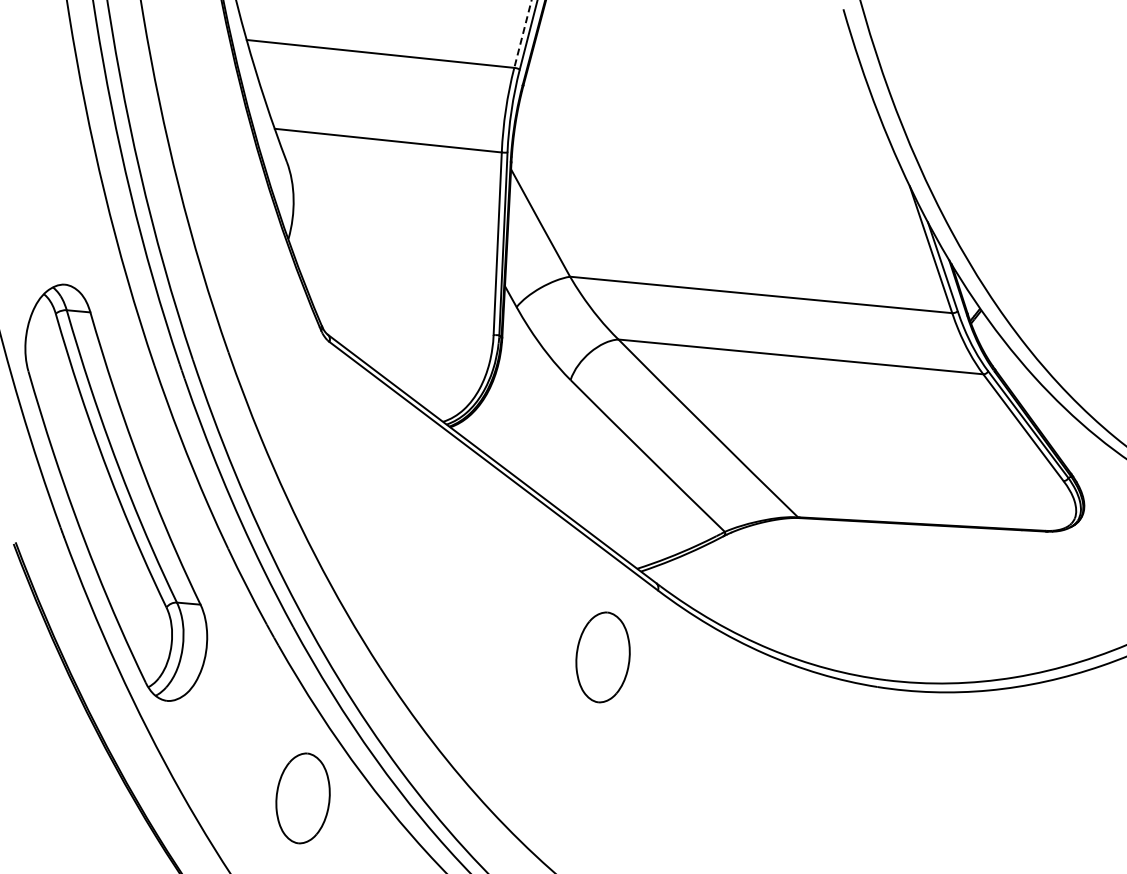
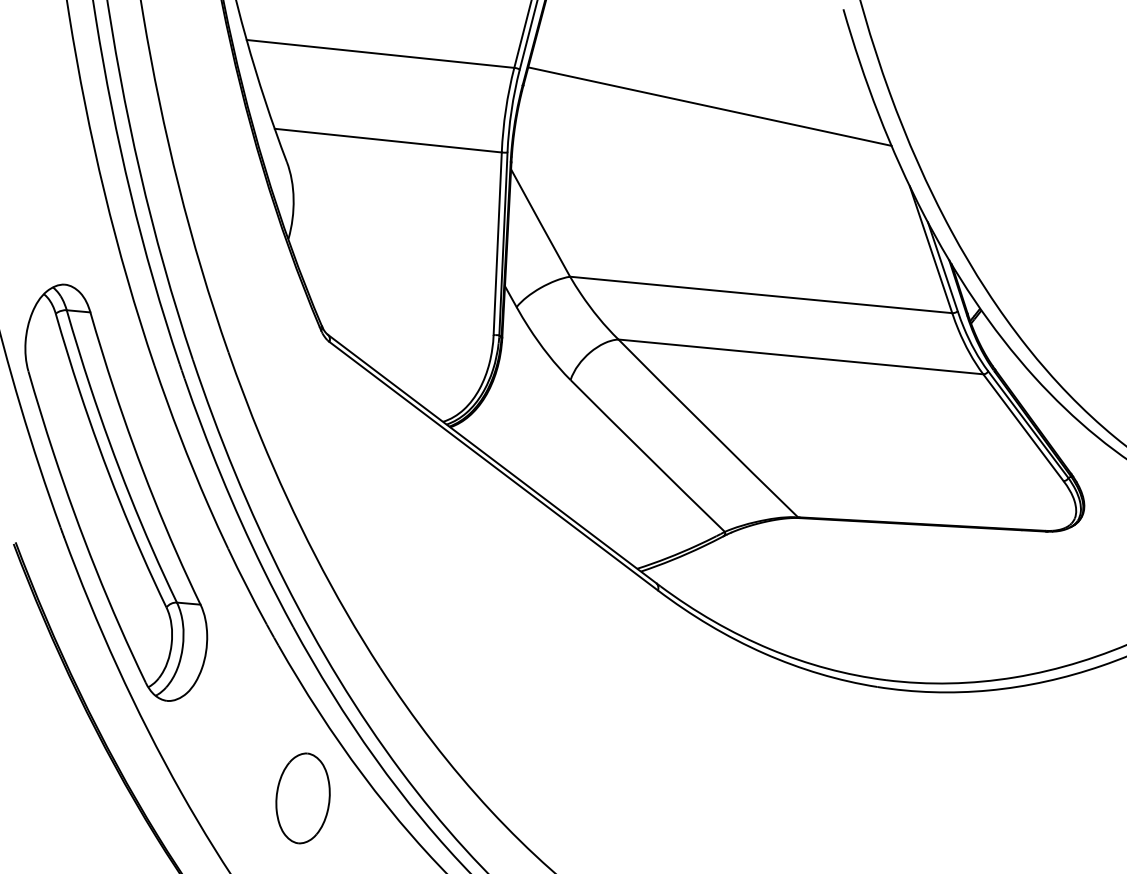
line: dashed -> solid (522, 34)
line: none -> present (709, 106)
part: present -> none (602, 657)
